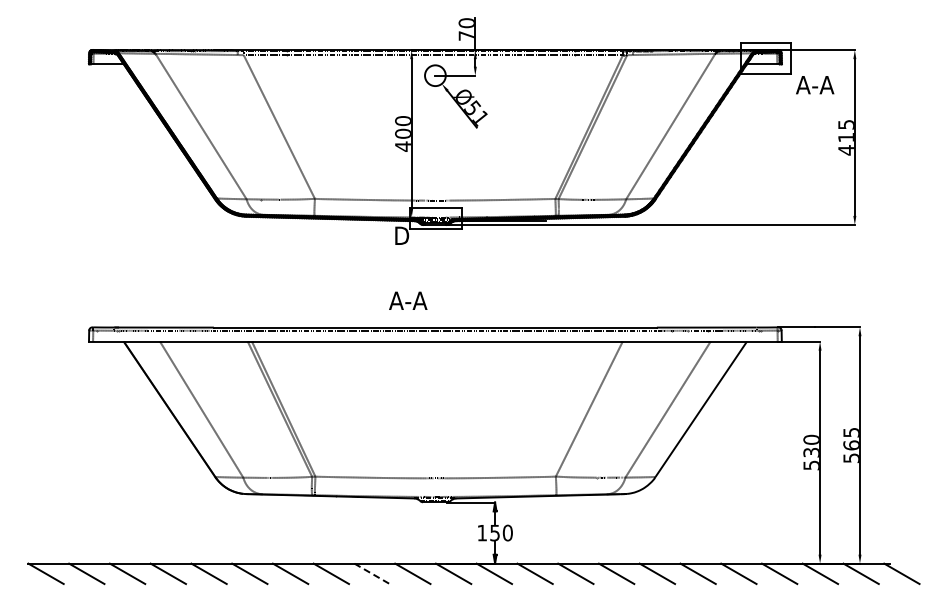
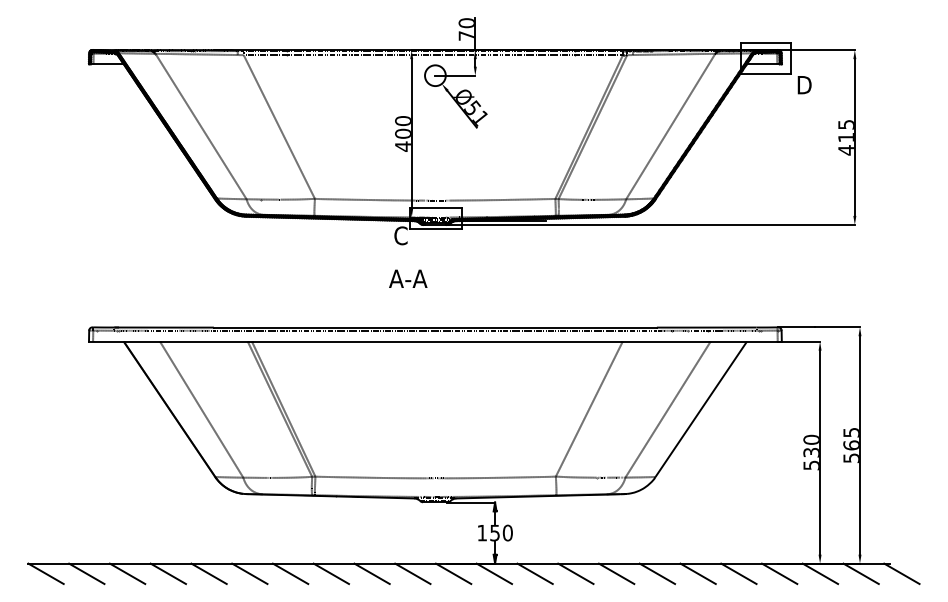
text: A-A -> D (815, 85)
text: D -> C (401, 235)
text position: (408, 300) -> (408, 278) (408, 278)
line: dashed -> solid (372, 574)
